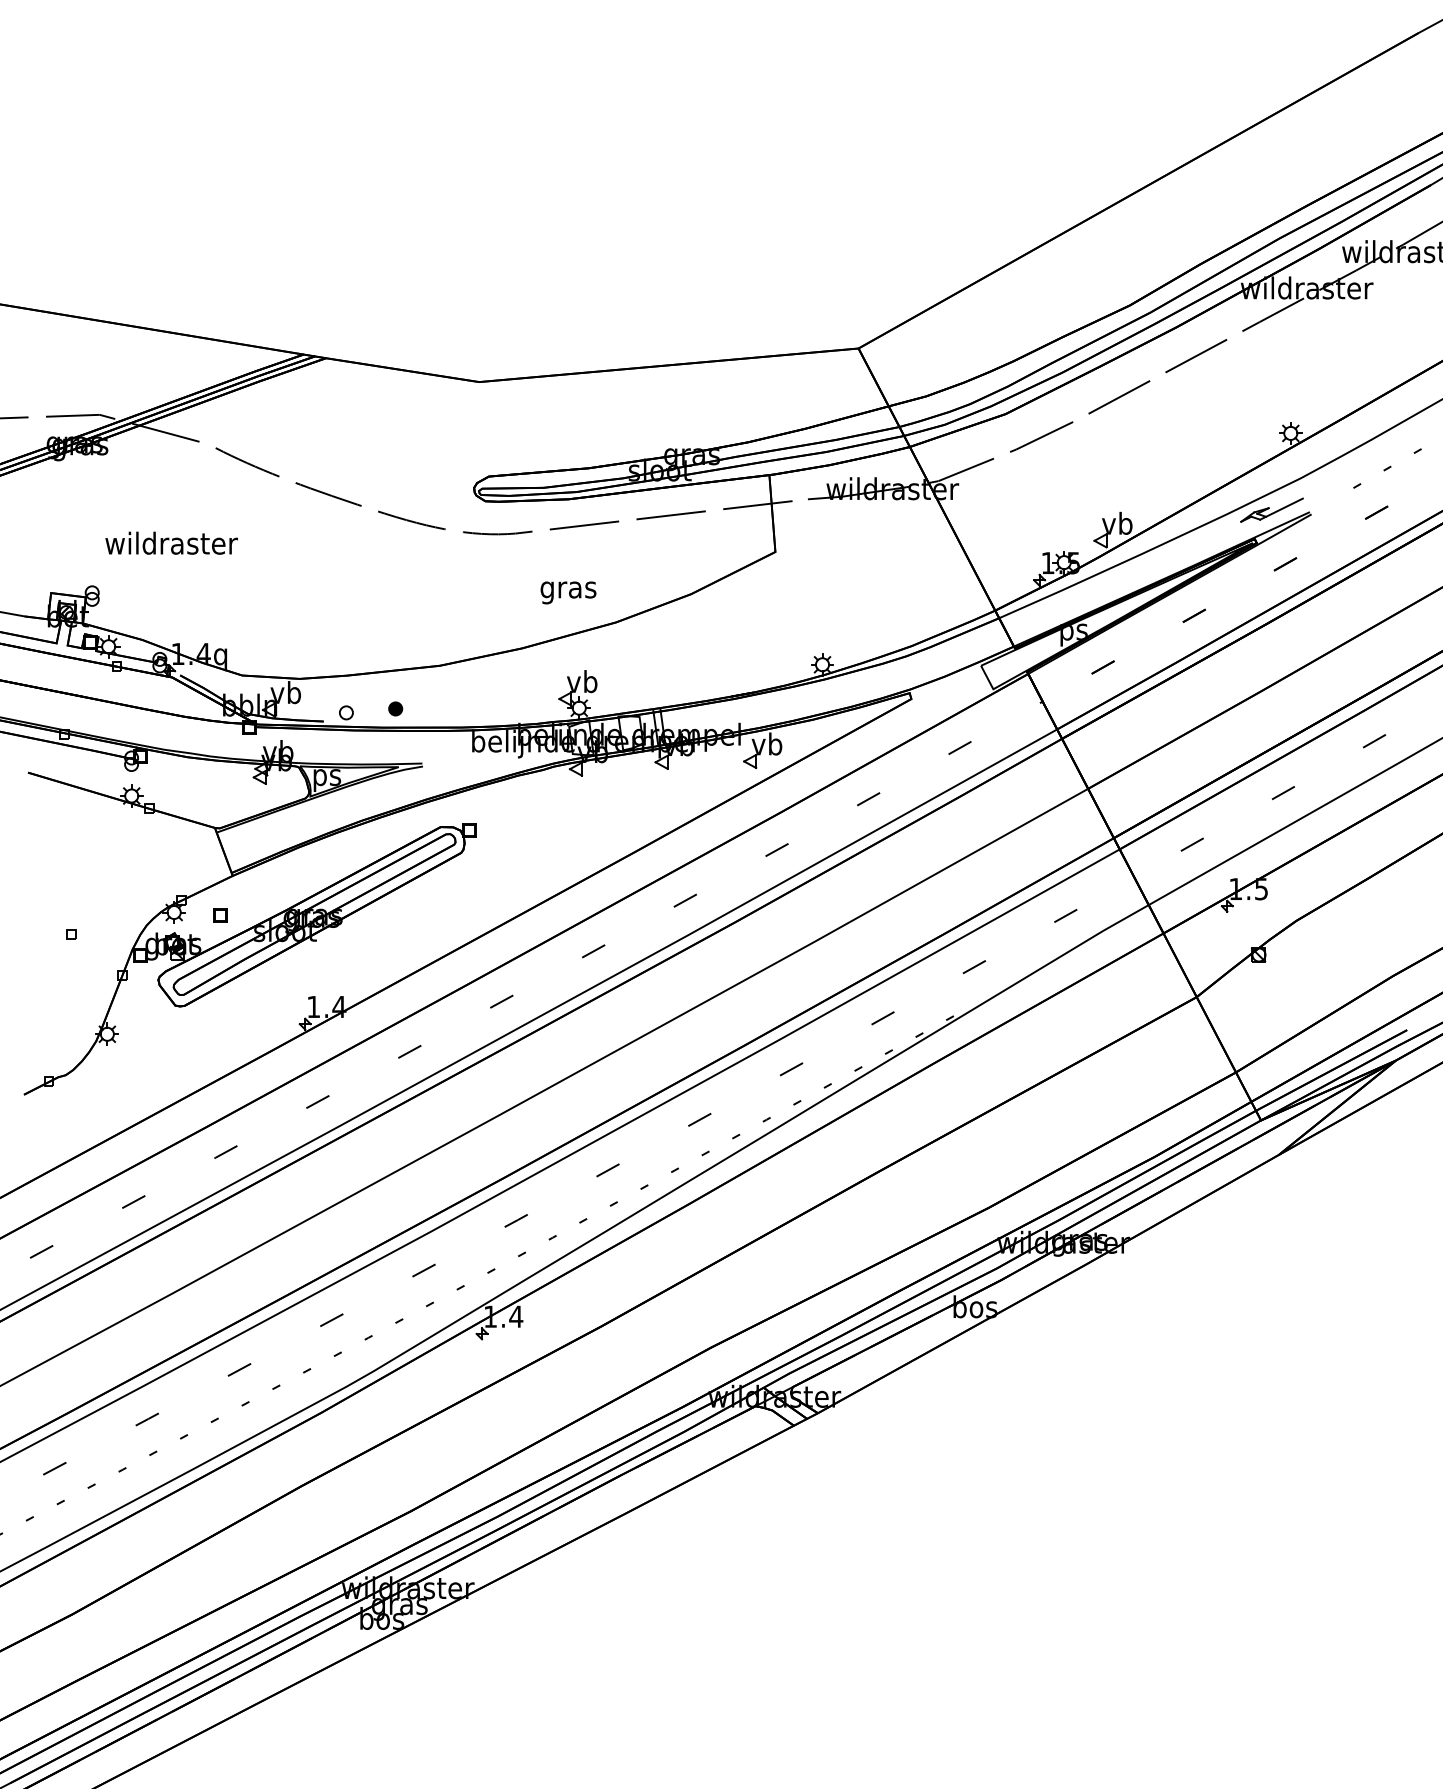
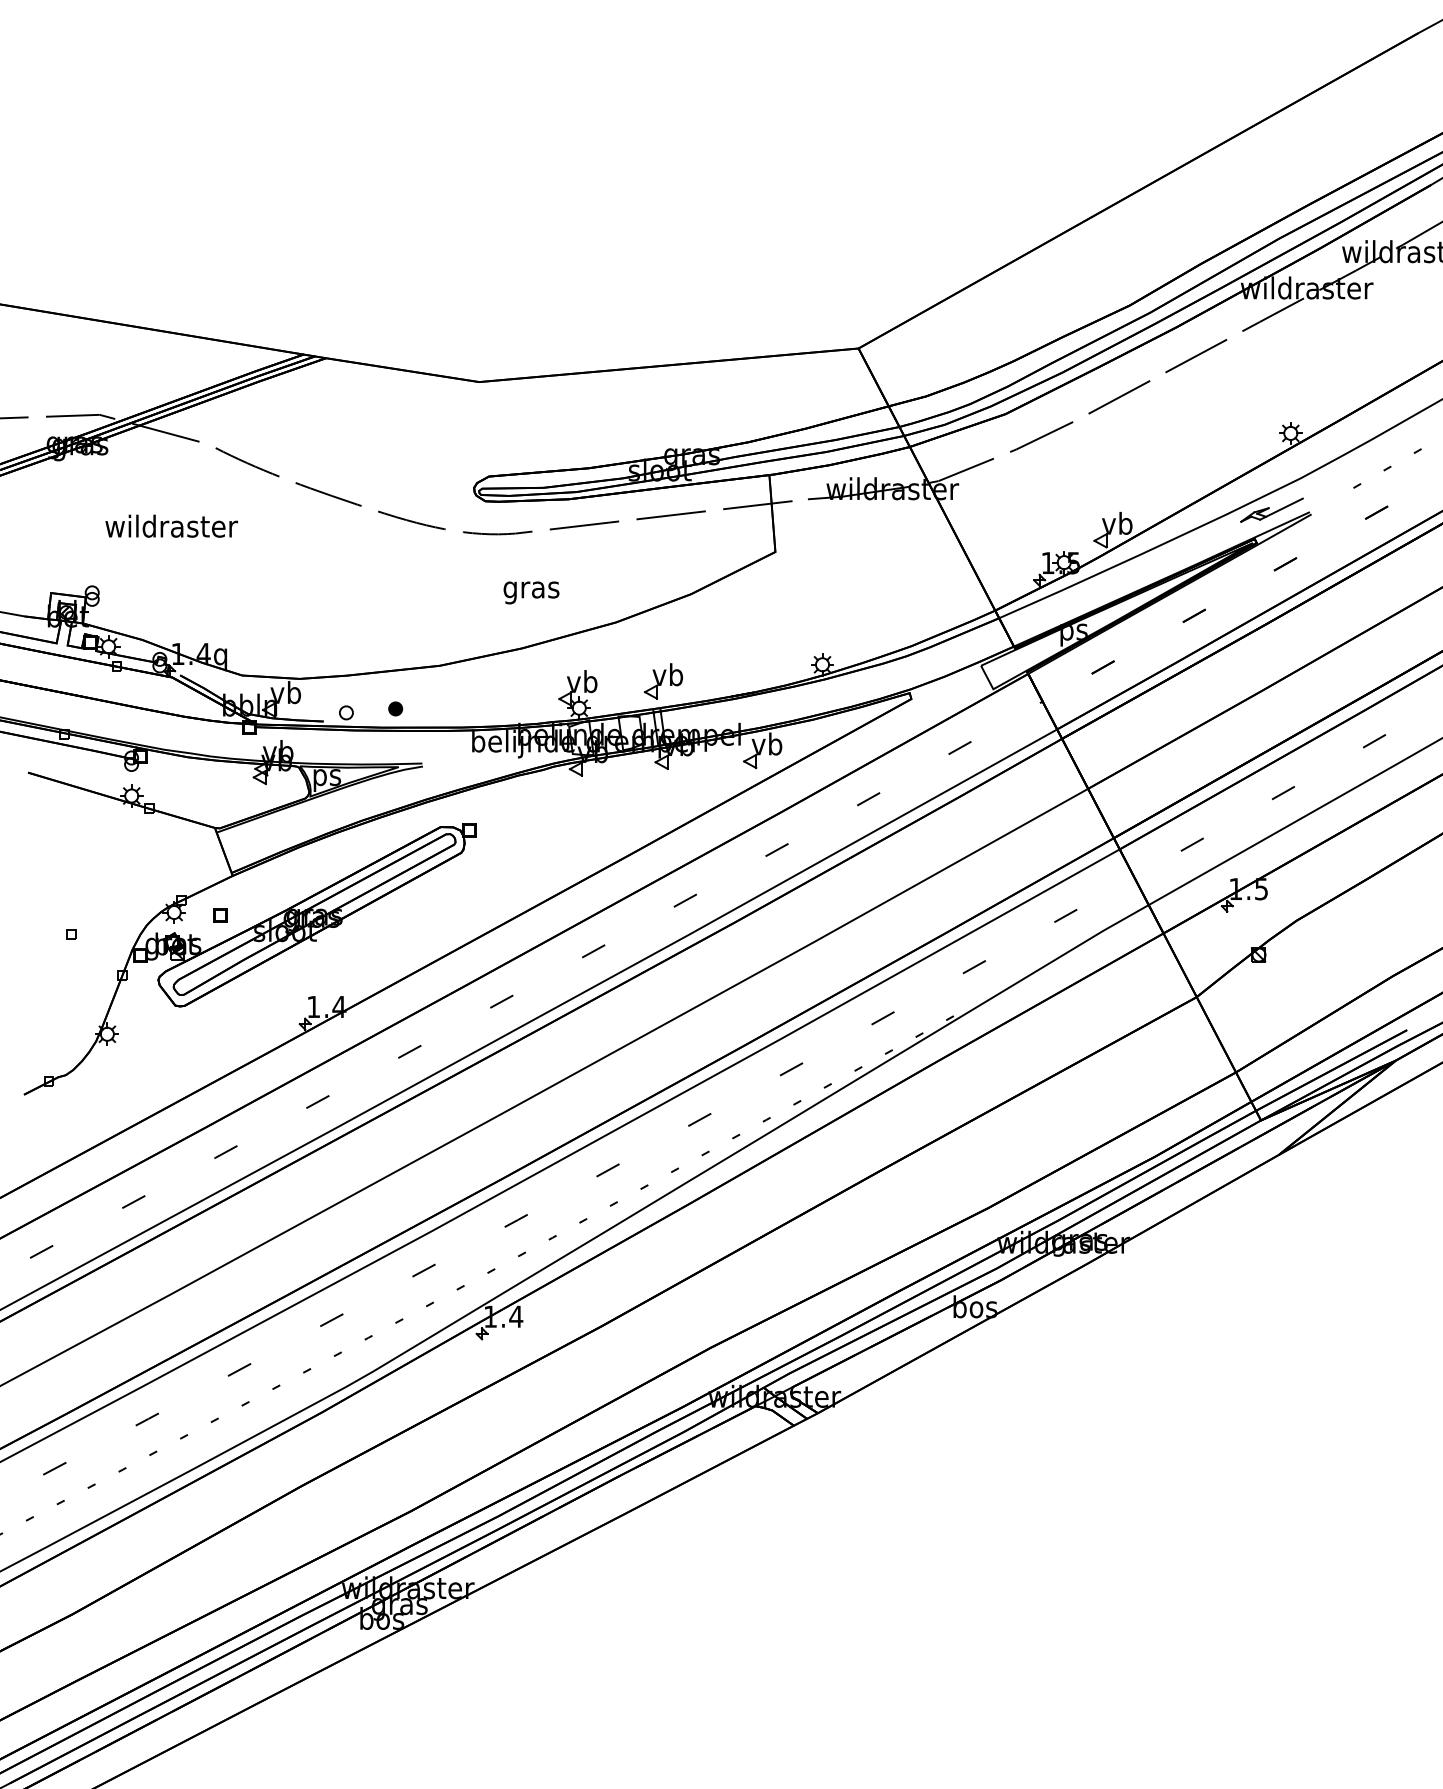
text position: (171, 542) -> (171, 525) (171, 525)
text position: (568, 592) -> (531, 592) (531, 592)
part: none -> present (663, 681)
